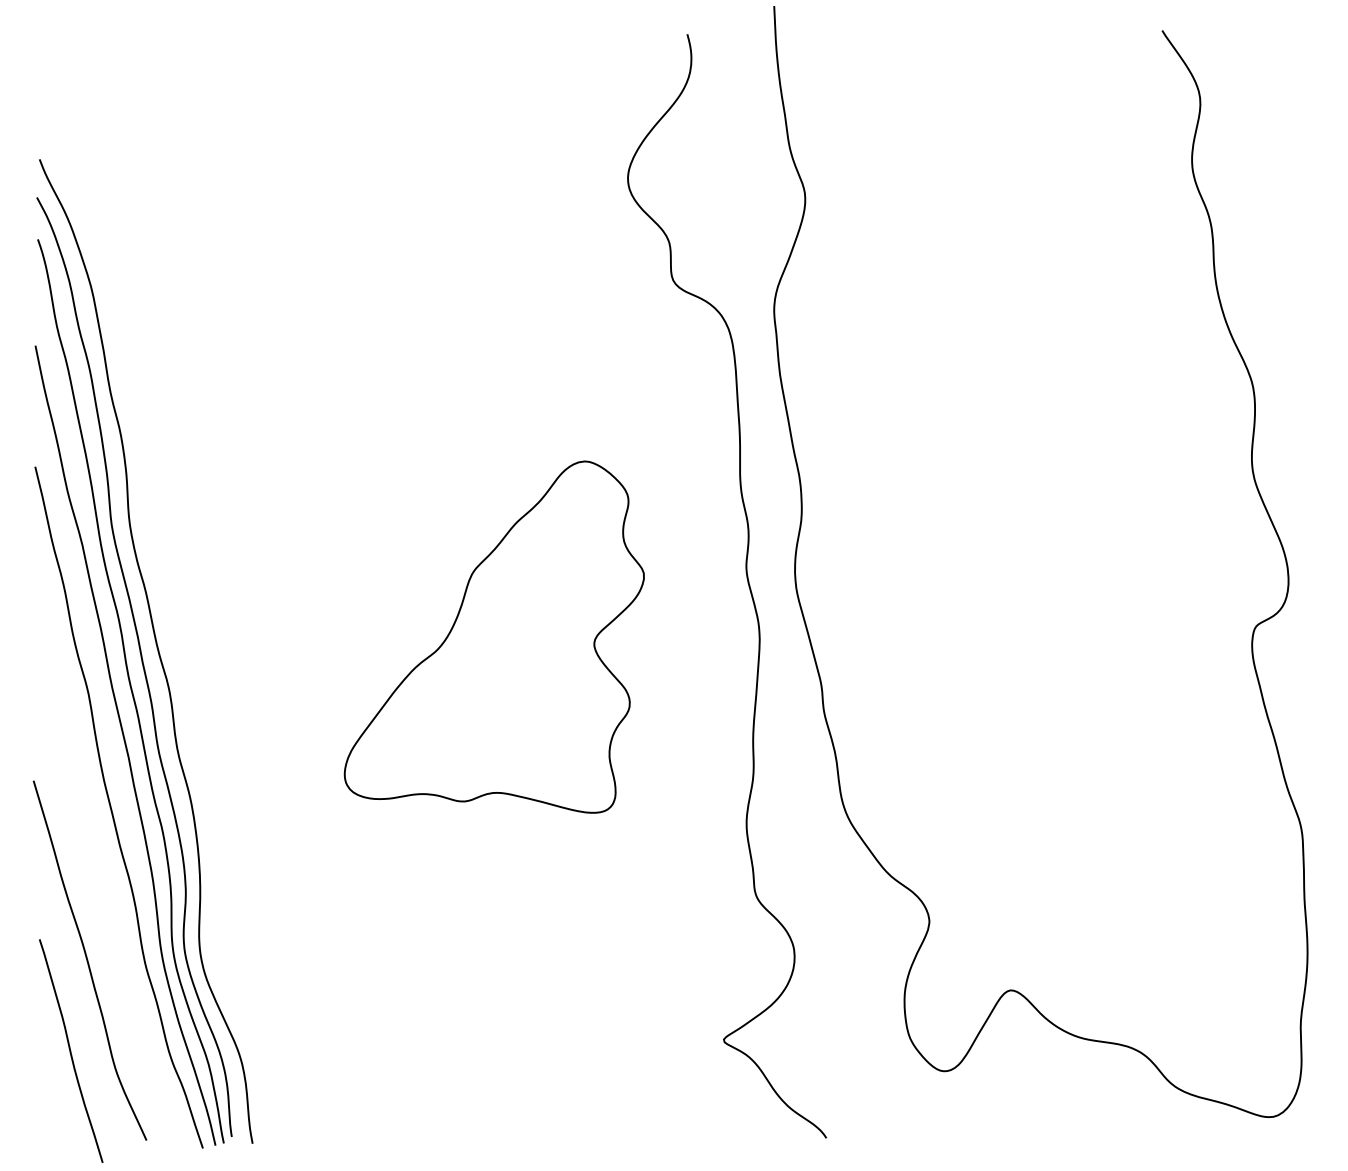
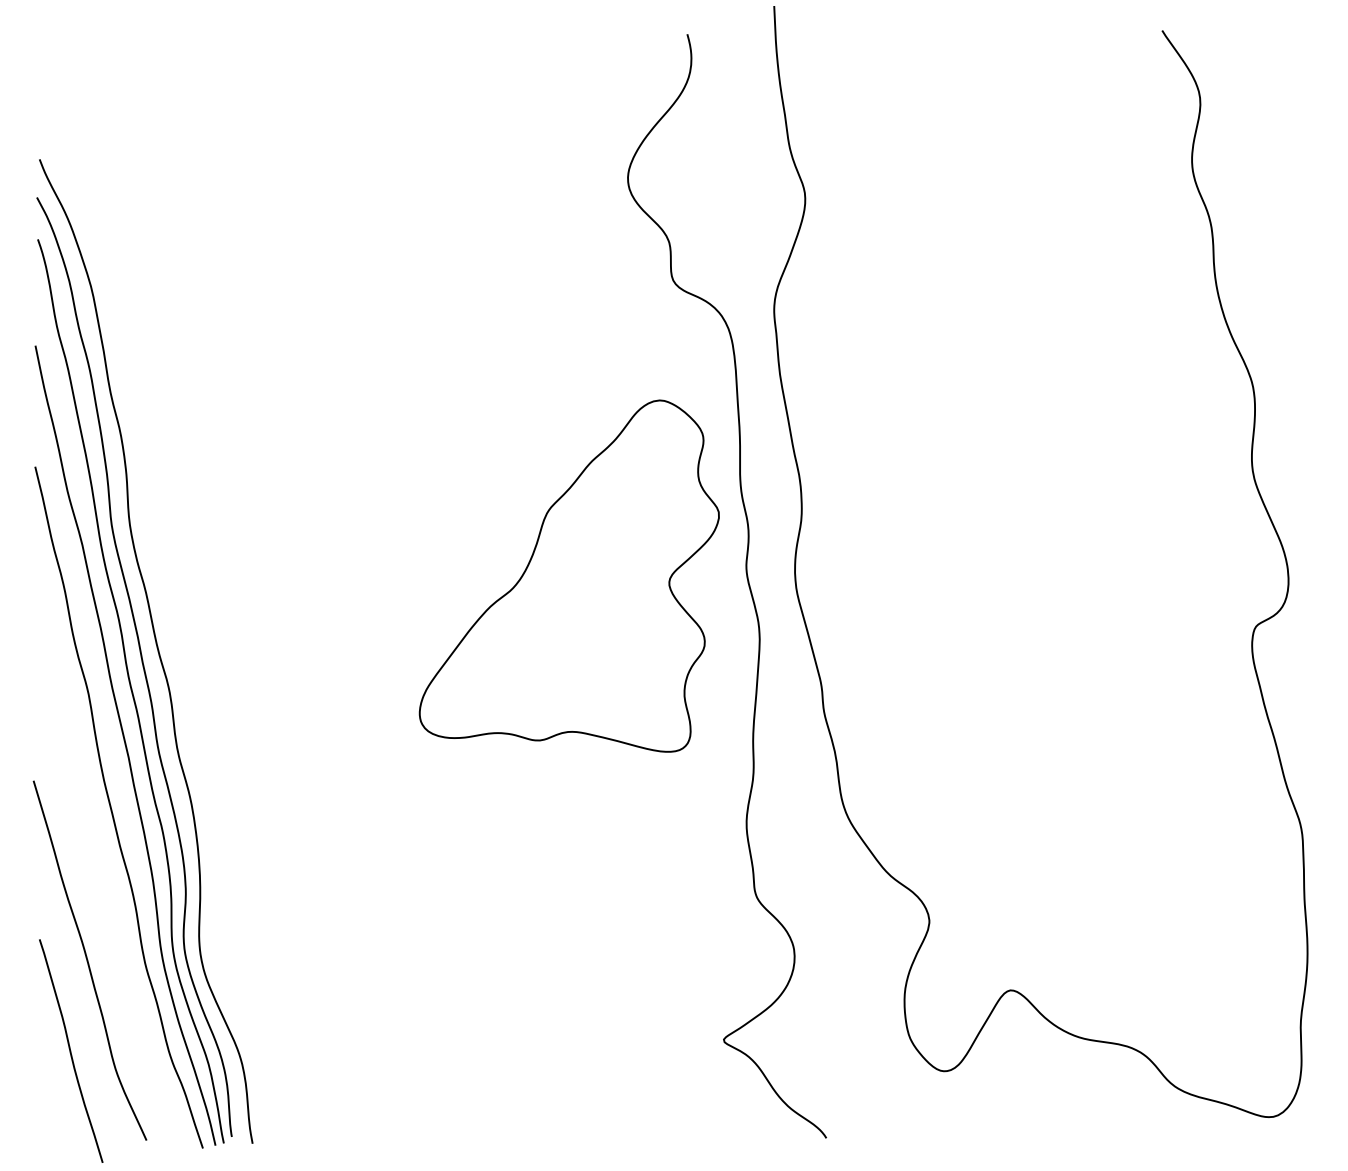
part position: (493, 636) -> (568, 575) (568, 575)
